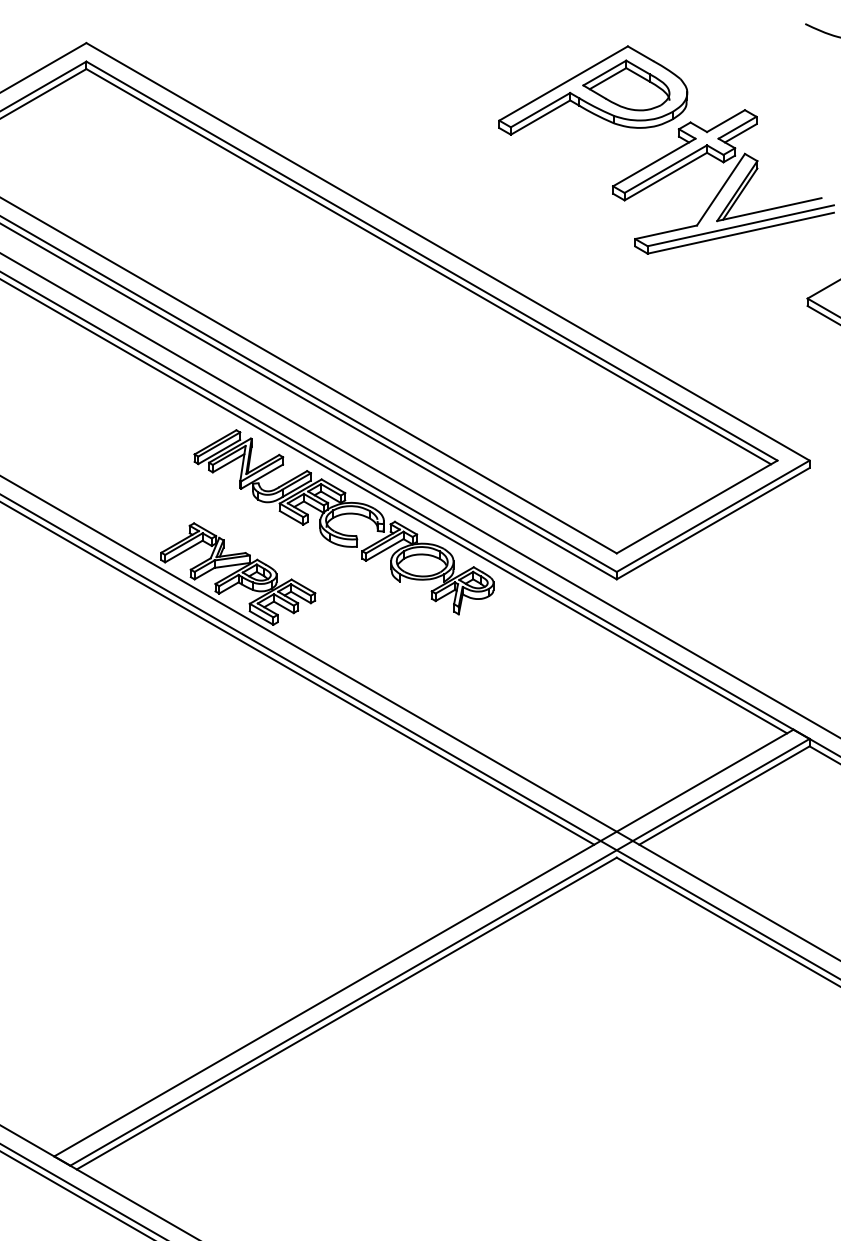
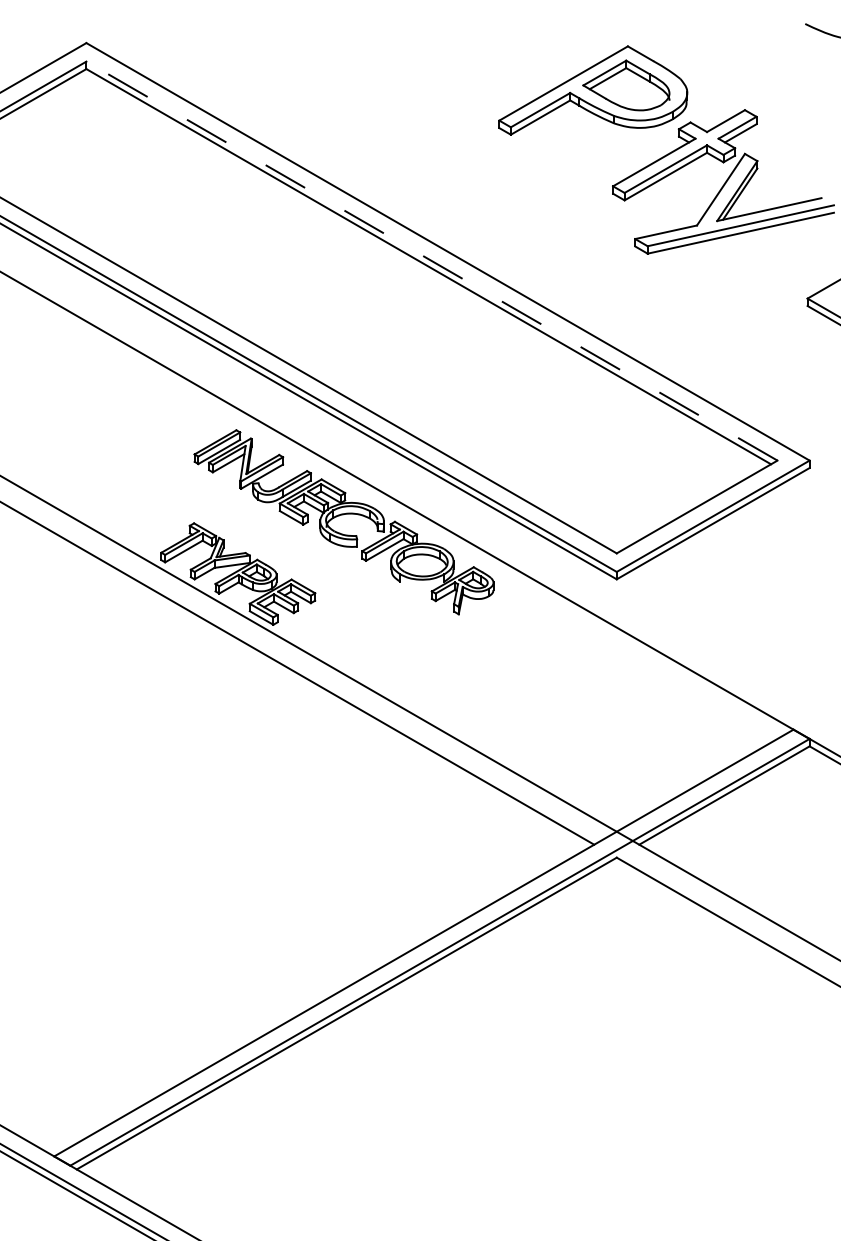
line: solid -> dashed (431, 261)
line: present -> none (419, 495)
line: present -> none (394, 506)
line: present -> none (419, 736)
